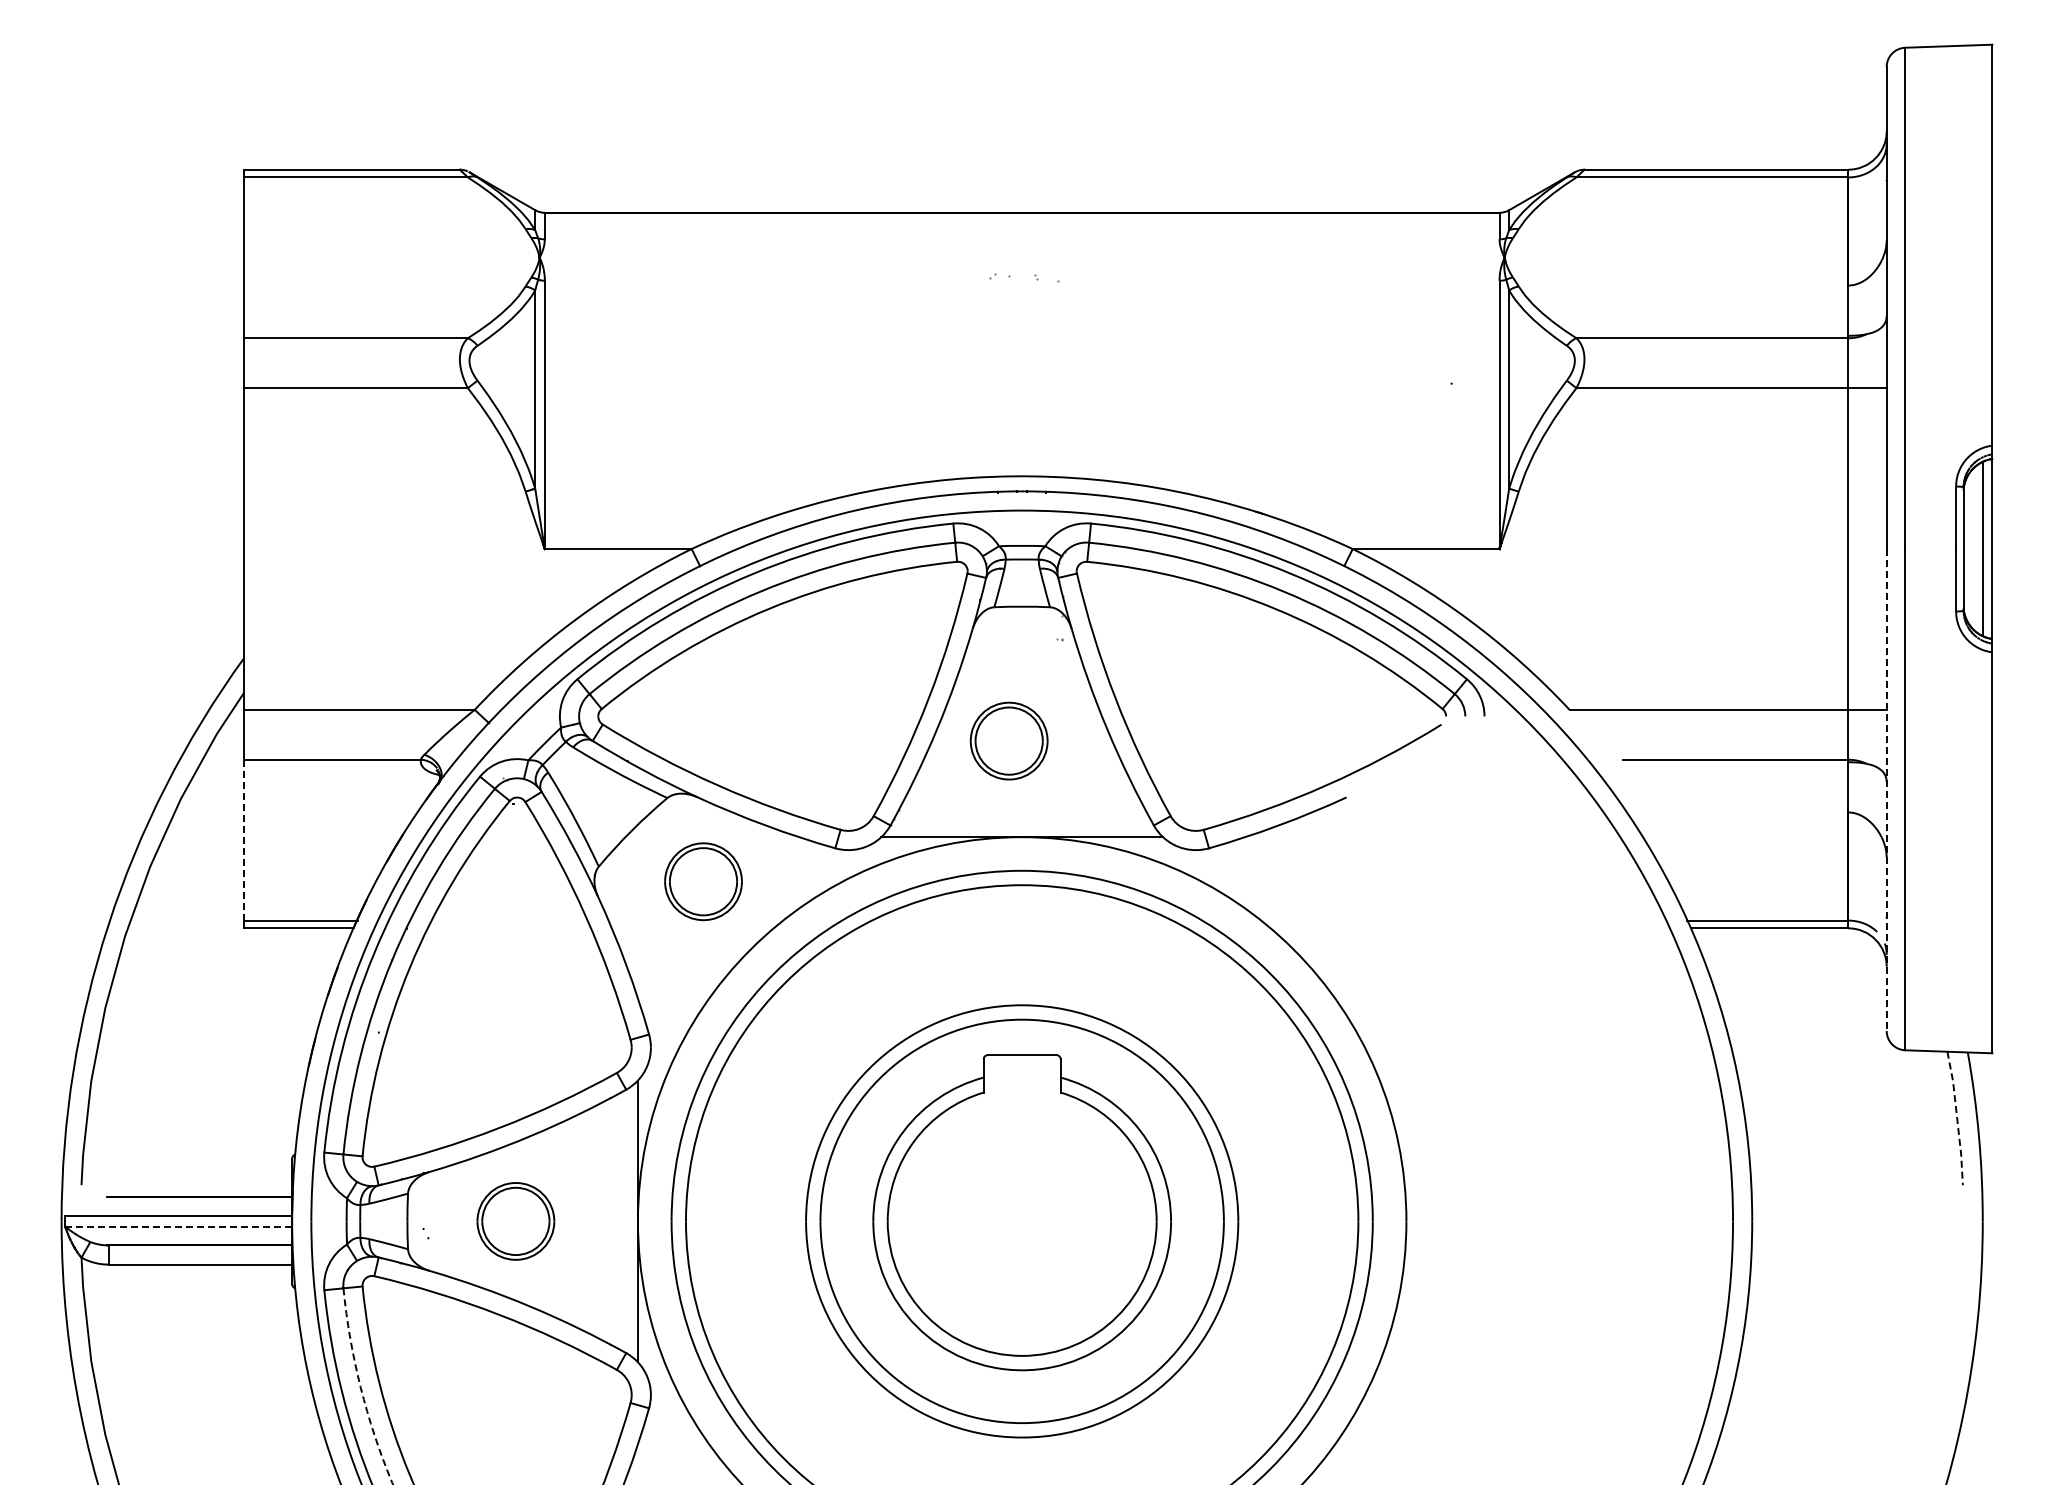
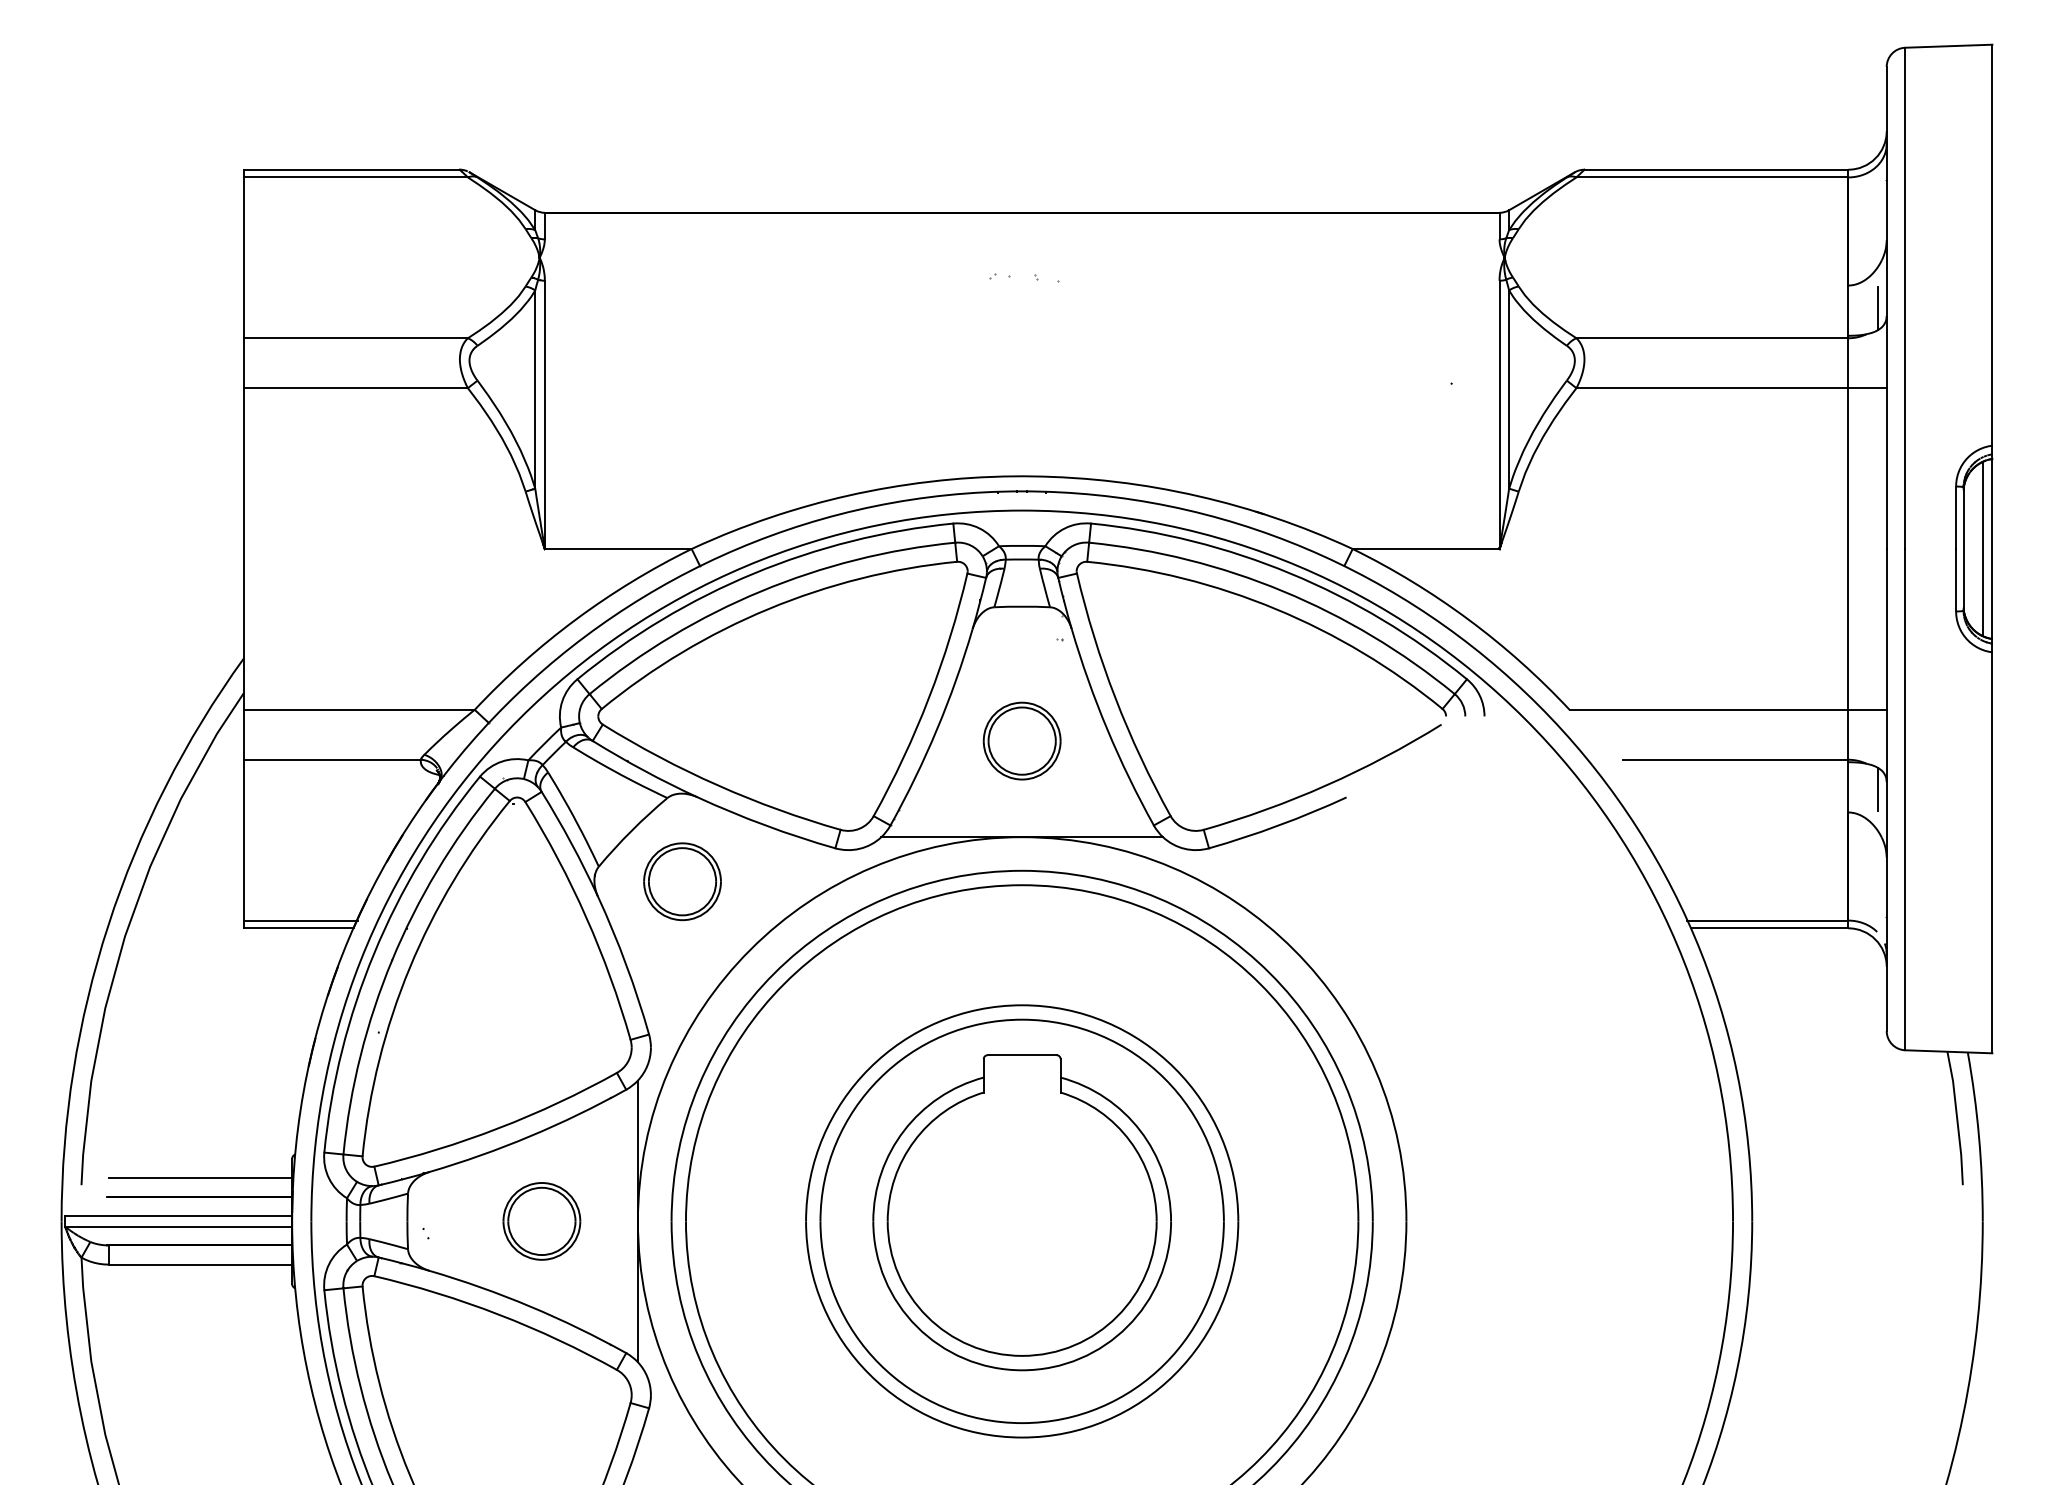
line: none -> present (1877, 308)
part position: (1008, 740) -> (1021, 740) (1021, 740)
line: none -> present (1877, 788)
line: dashed -> solid (1886, 790)
line: dashed -> solid (244, 839)
part position: (703, 881) -> (682, 881) (682, 881)
line: dashed -> solid (1957, 1118)
line: none -> present (200, 1178)
part position: (515, 1221) -> (541, 1221) (541, 1221)
line: dashed -> solid (179, 1226)
arc: dashed -> solid (360, 1388)
